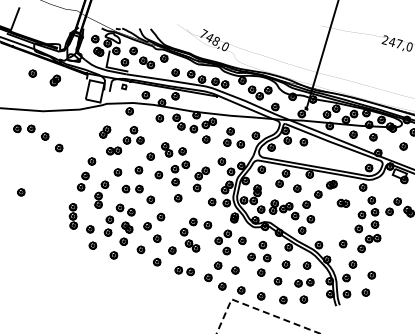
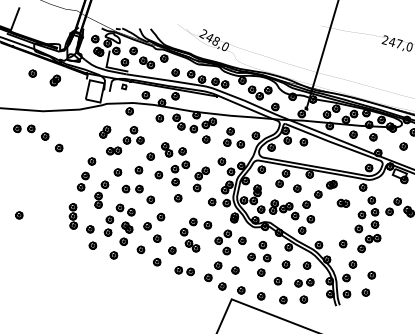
text: 748,0 -> 248,0 (203, 34)
part position: (21, 192) -> (19, 215) (19, 215)
line: dashed -> solid (258, 309)
